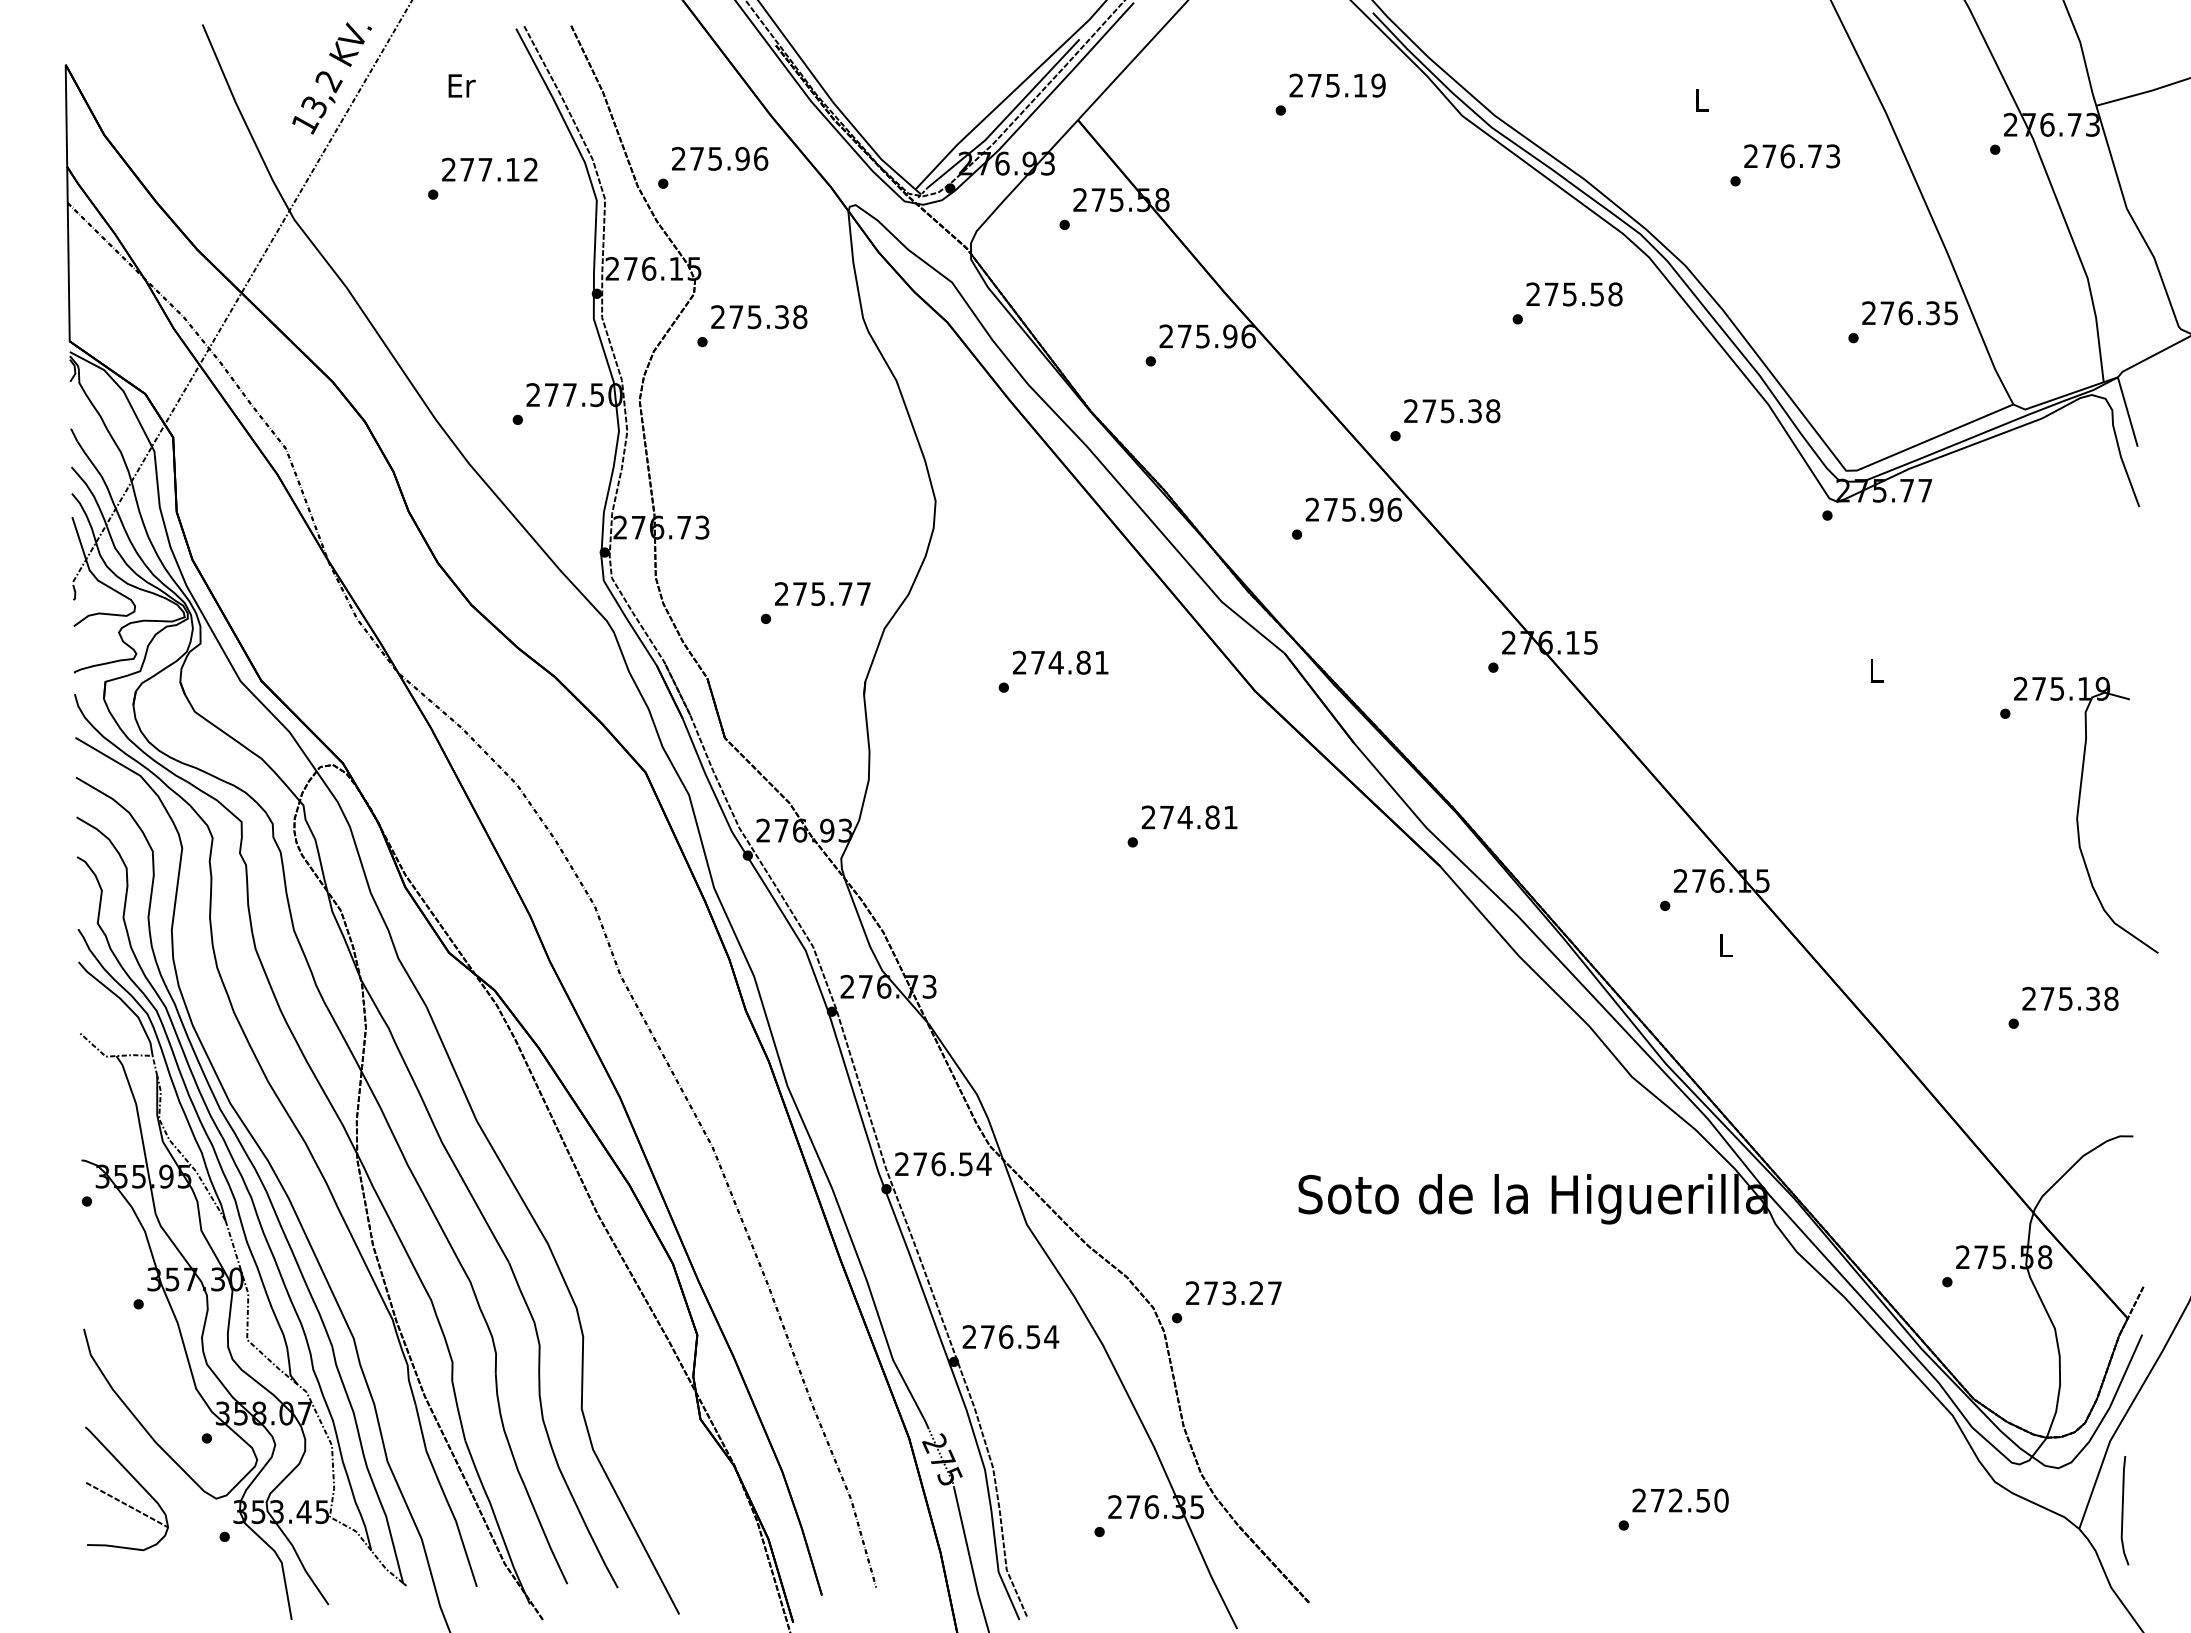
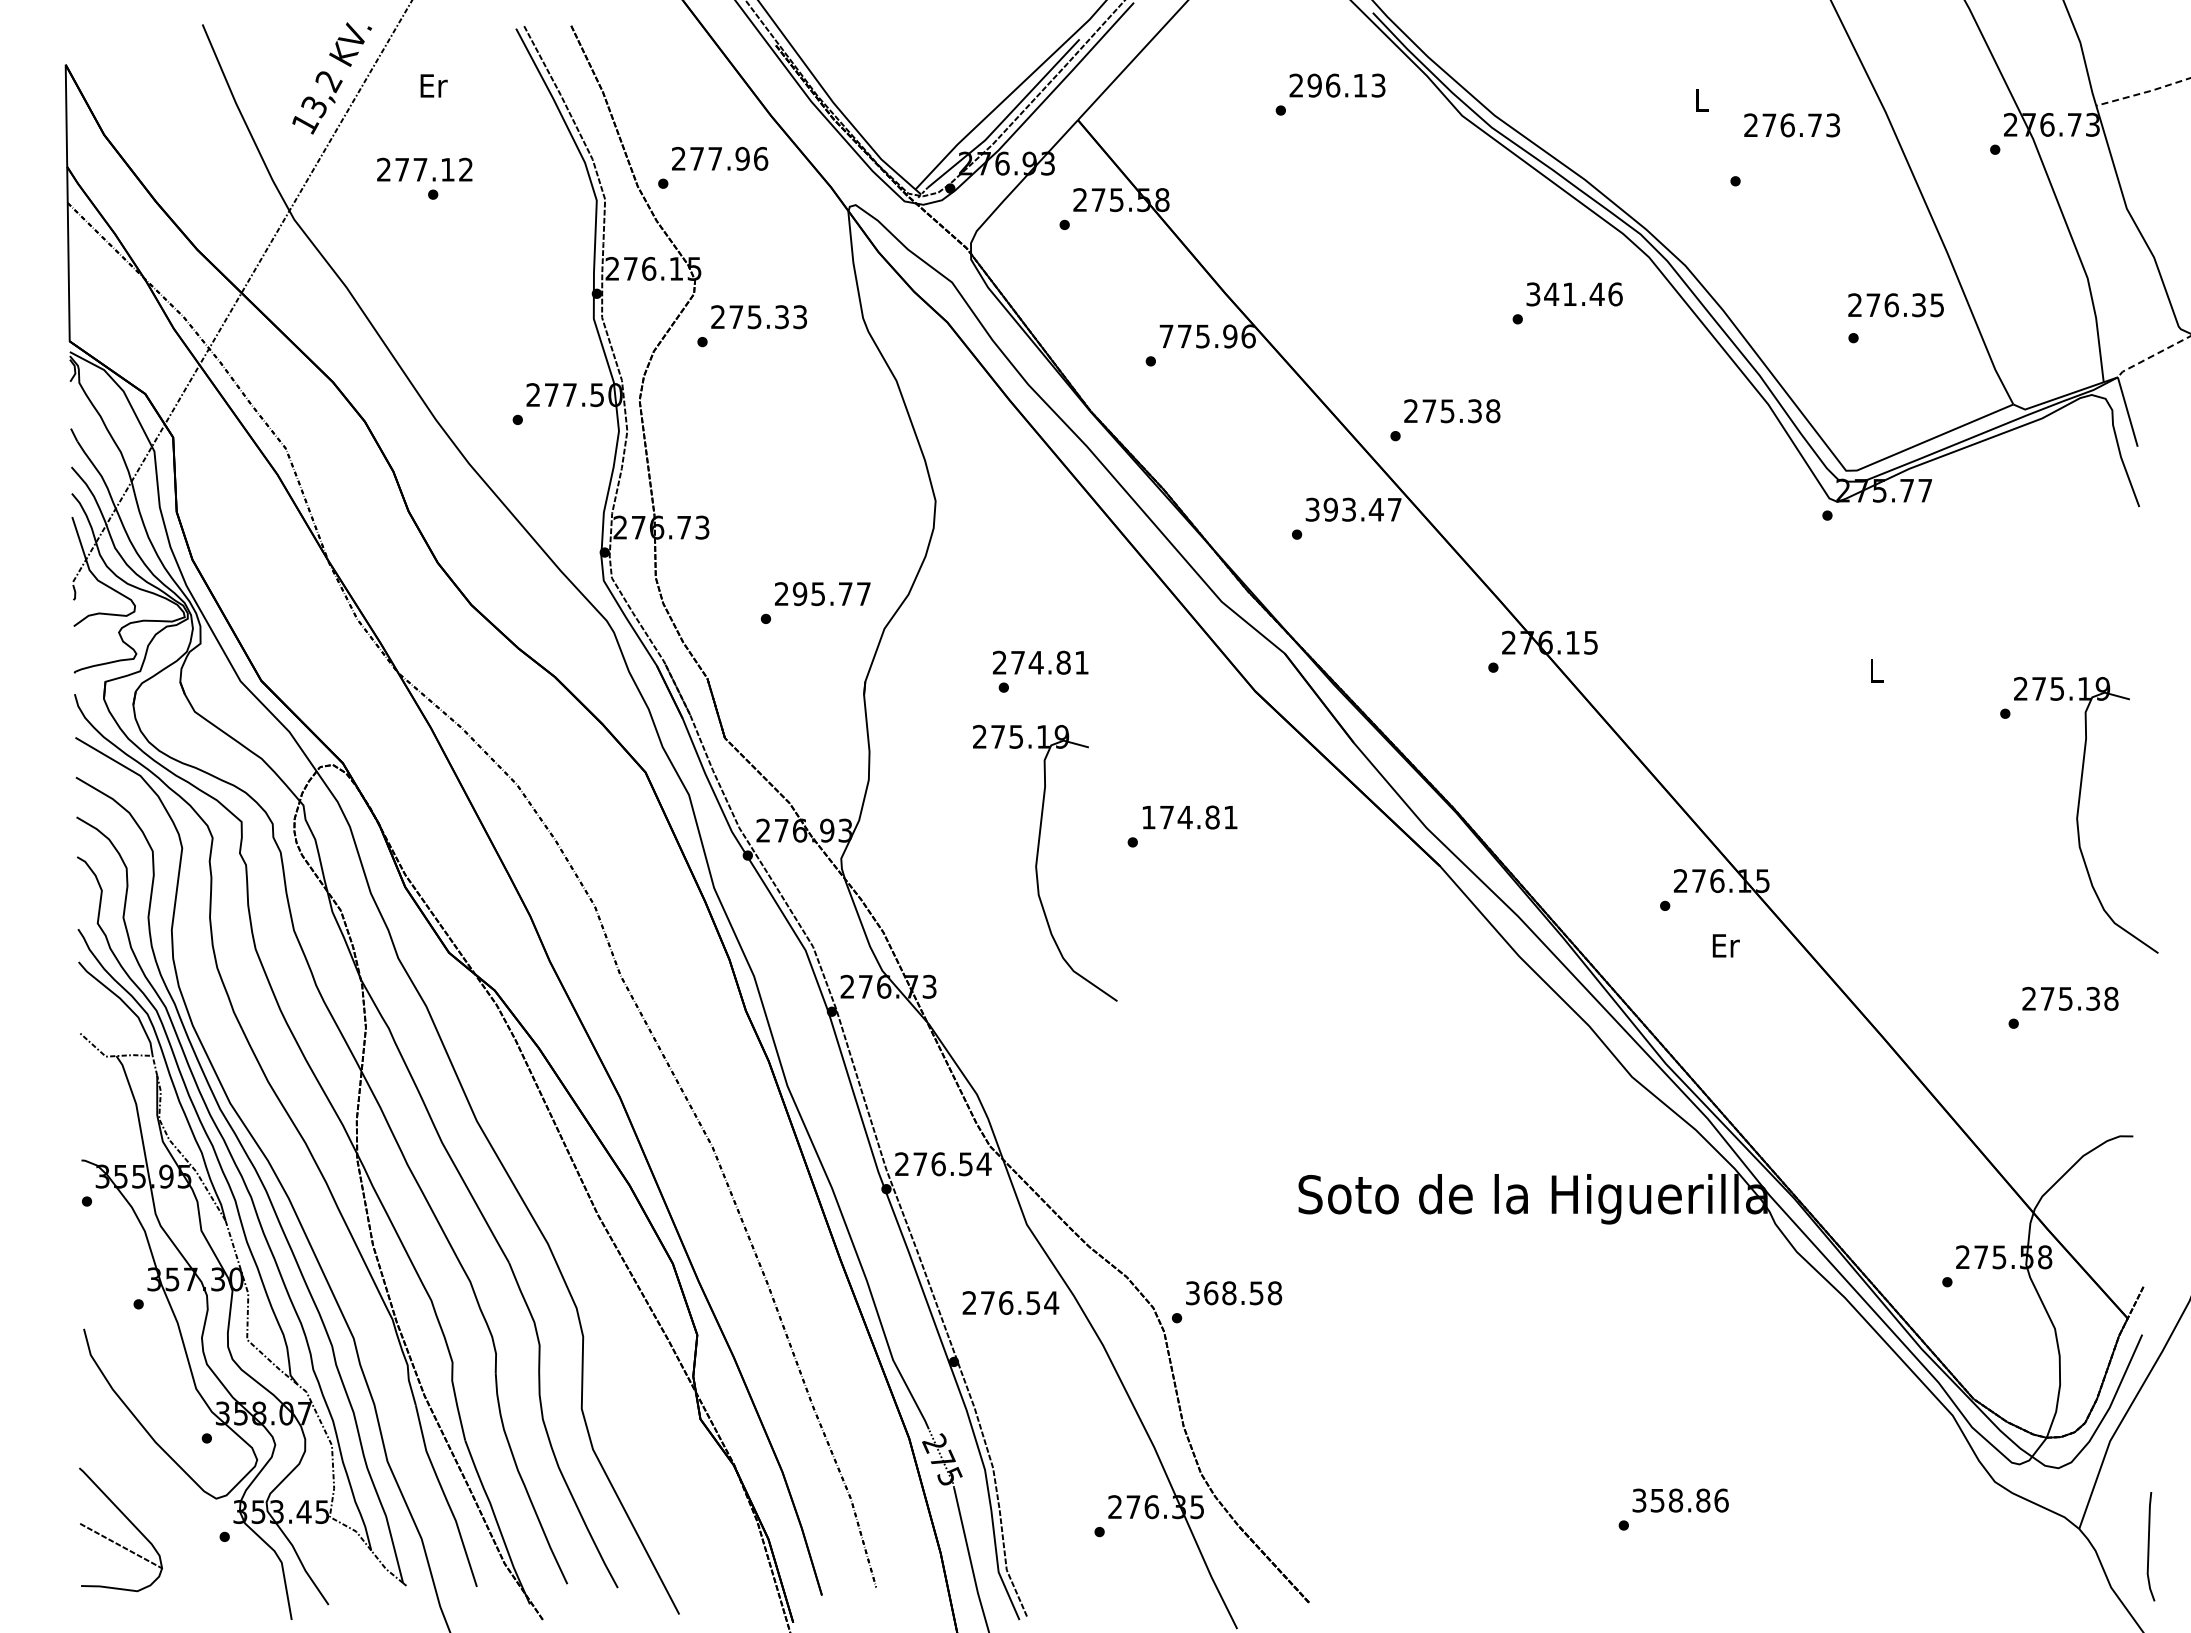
text position: (461, 85) -> (433, 85) (433, 85)
text: 275.19 -> 296.13 (1346, 85)
line: solid -> dashed (2144, 92)
text position: (1792, 156) -> (1792, 125) (1792, 125)
text: 275.96 -> 277.96 (714, 158)
text position: (489, 169) -> (424, 169) (424, 169)
text: 275.58 -> 341.46 (1574, 294)
text position: (1909, 313) -> (1895, 305) (1895, 305)
text: 275.38 -> 275.33 (800, 317)
text: 275.96 -> 775.96 (1166, 336)
line: solid -> dashed (2152, 356)
text: 275.96 -> 393.47 (1353, 509)
text: 275.77 -> 295.77 (799, 594)
text position: (1060, 662) -> (1040, 662) (1040, 662)
text: 274.81 -> 174.81 (1148, 817)
part: none -> present (1037, 863)
text: L -> Er (1725, 945)
text: 273.27 -> 368.58 (1234, 1293)
text position: (1010, 1336) -> (1010, 1302) (1010, 1302)
part position: (135, 1481) -> (129, 1522) (129, 1522)
text: 272.50 -> 358.86 (1680, 1500)
line position: (2123, 1510) -> (2149, 1546) (2149, 1546)
